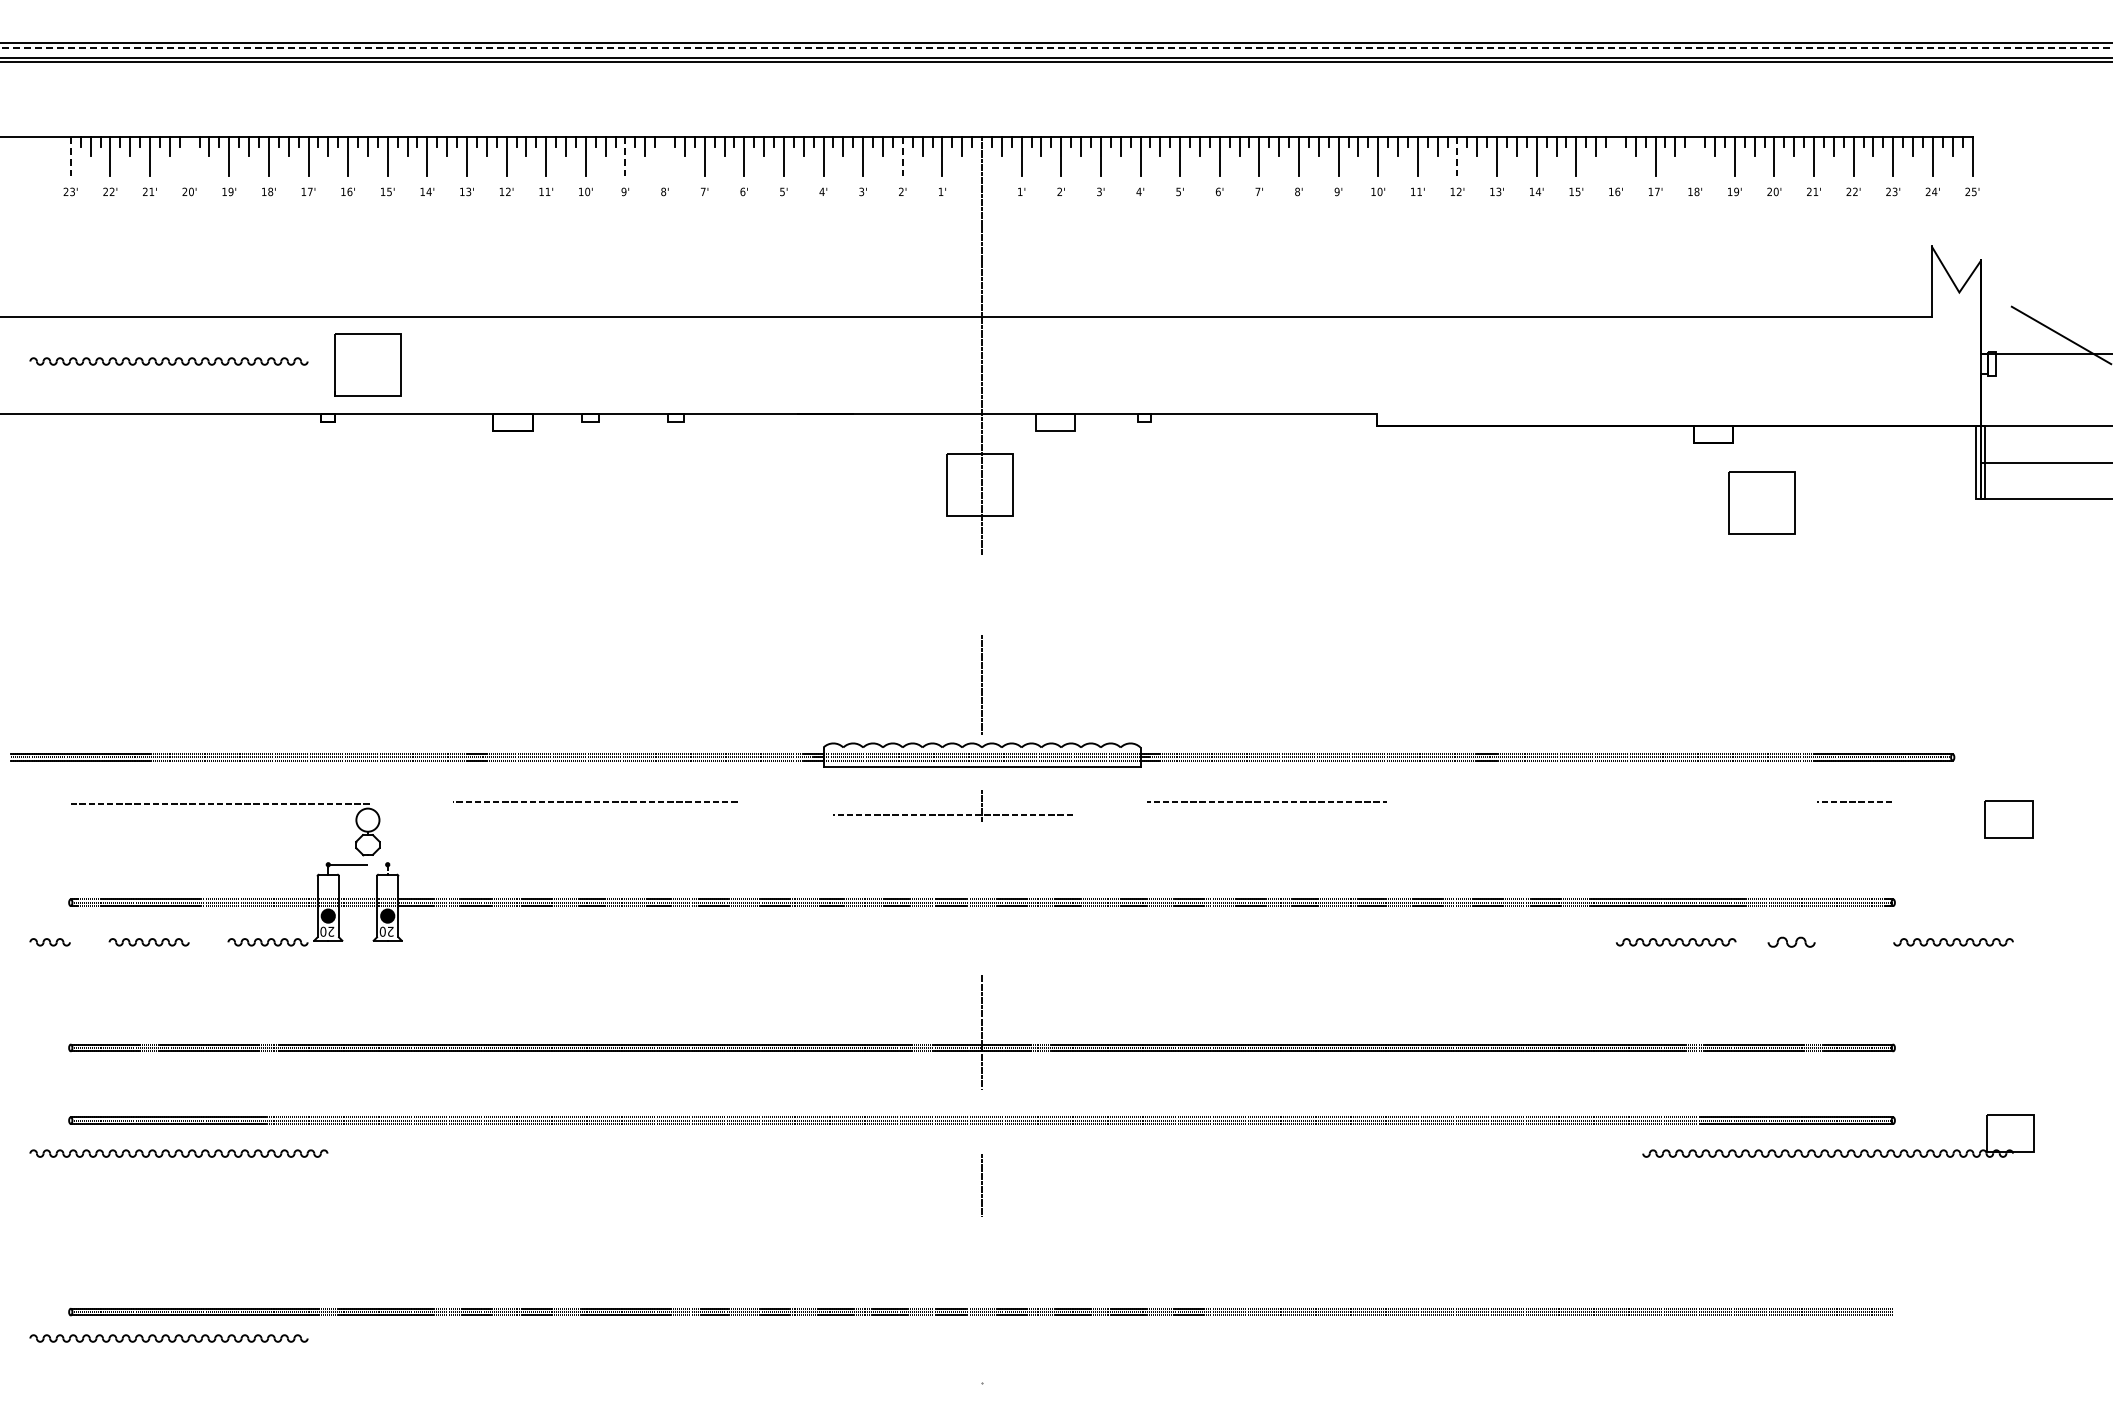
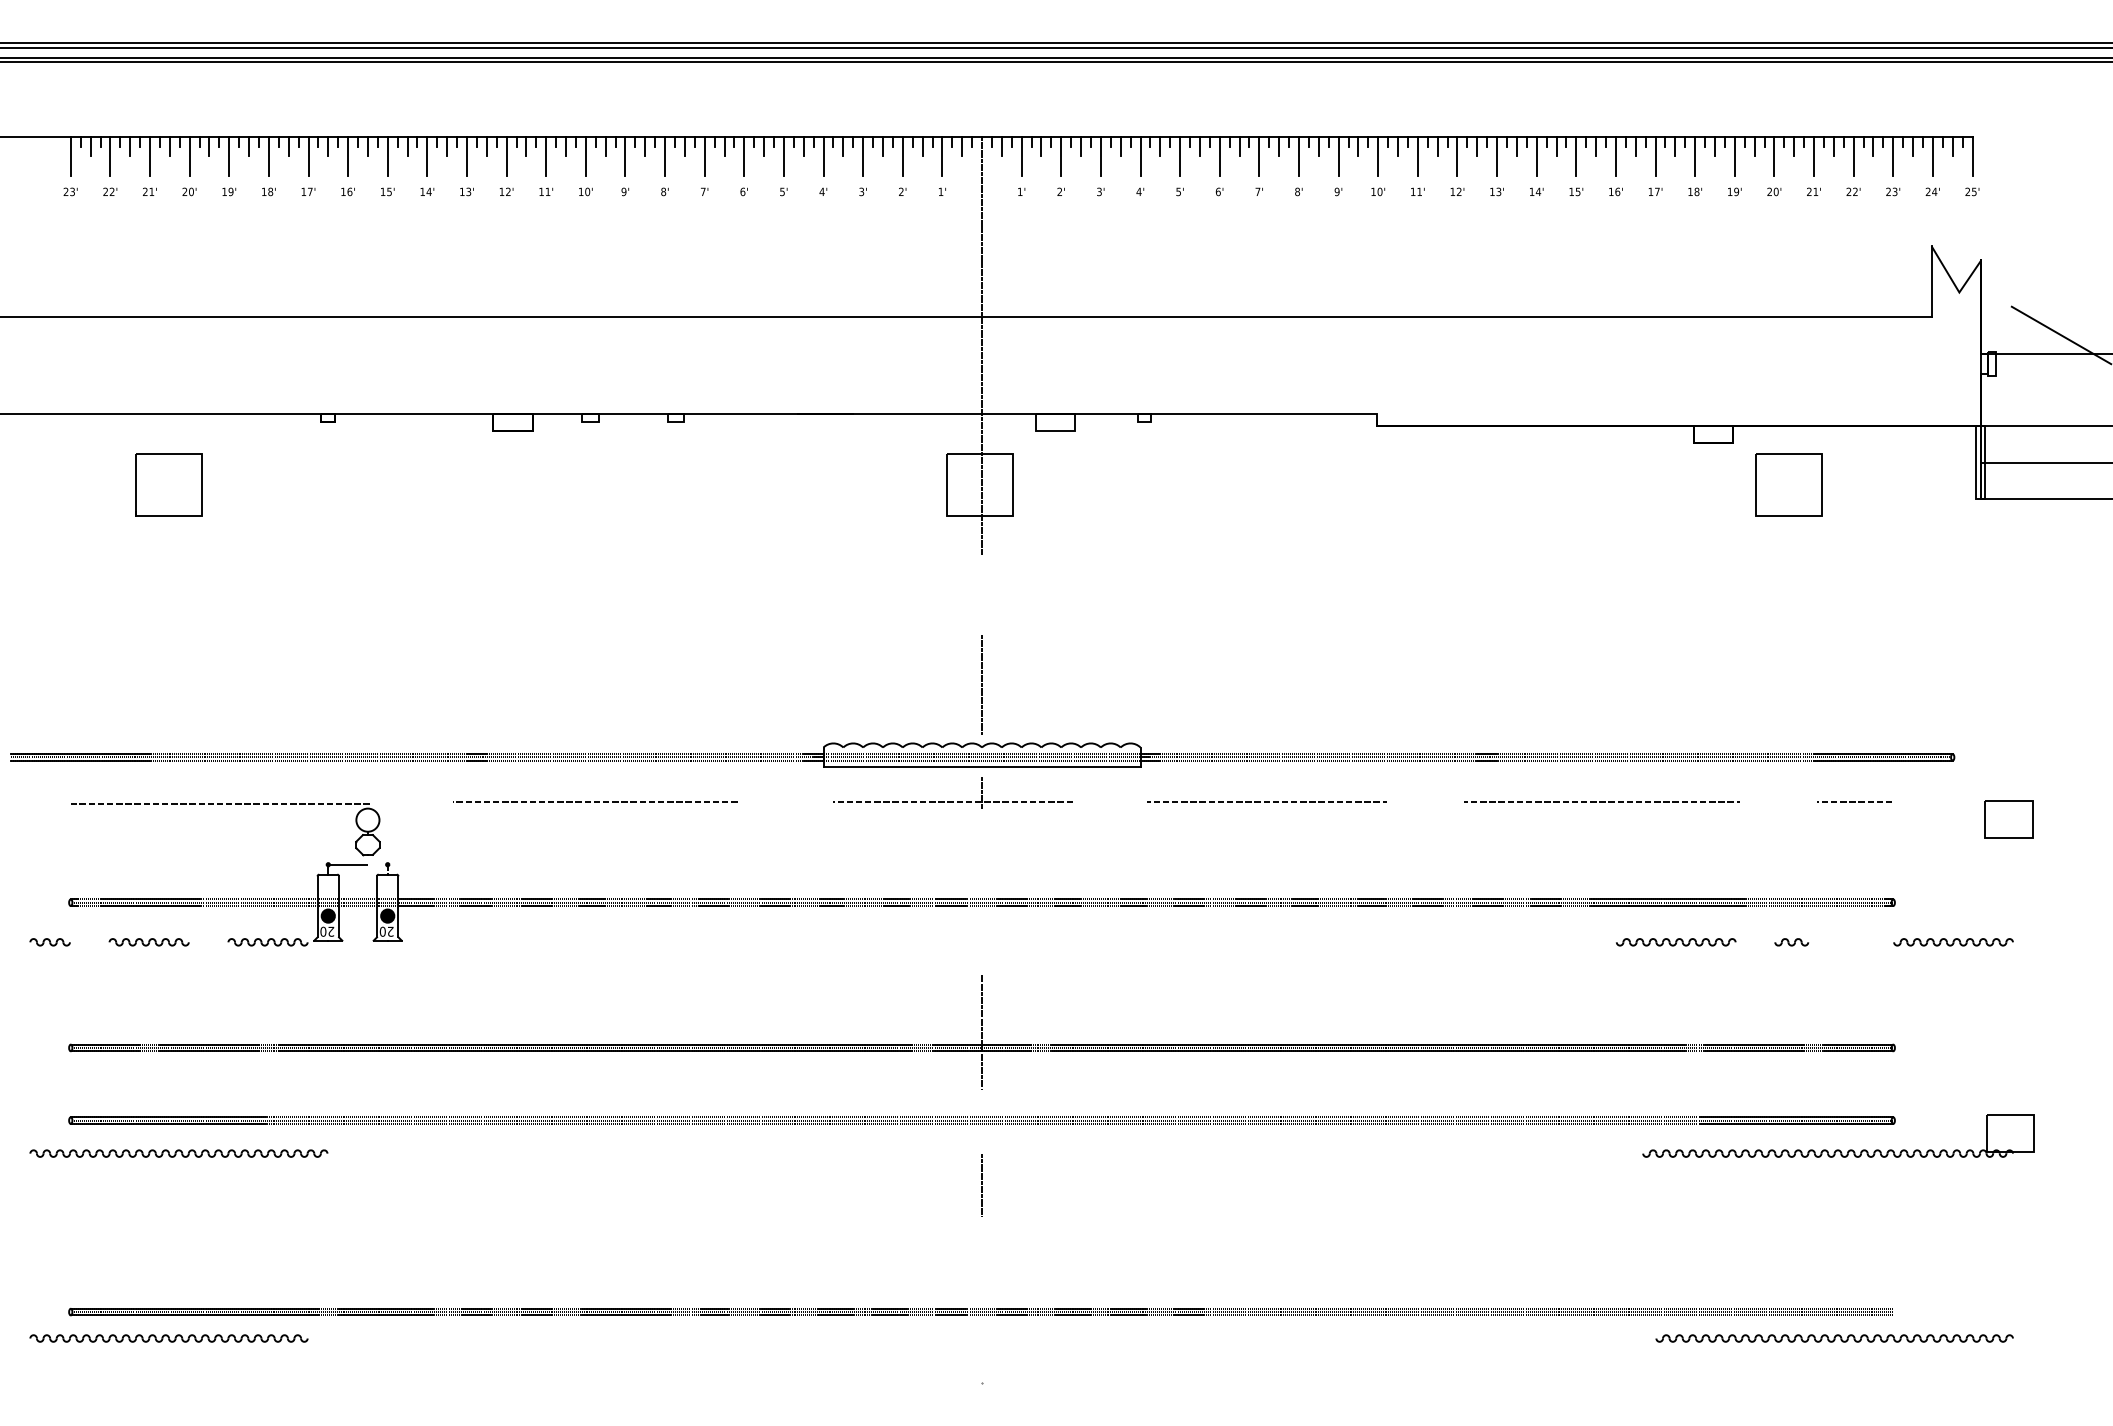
line: dashed -> solid (1056, 47)
line: dashed -> solid (70, 156)
line: none -> present (189, 156)
line: dashed -> solid (625, 156)
line: none -> present (665, 156)
line: dashed -> solid (902, 156)
line: dashed -> solid (1457, 156)
line: none -> present (1615, 156)
line: none -> present (1695, 156)
part: present -> none (168, 361)
part position: (367, 364) -> (168, 484) (168, 484)
part position: (1761, 502) -> (1788, 484) (1788, 484)
line: none -> present (1602, 802)
part position: (952, 814) -> (952, 801) (952, 801)
part size: 49x12 px -> 36x9 px (1791, 942)
part: none -> present (1834, 1338)
